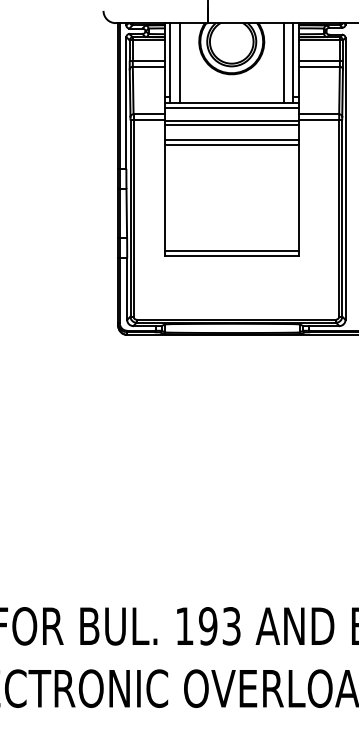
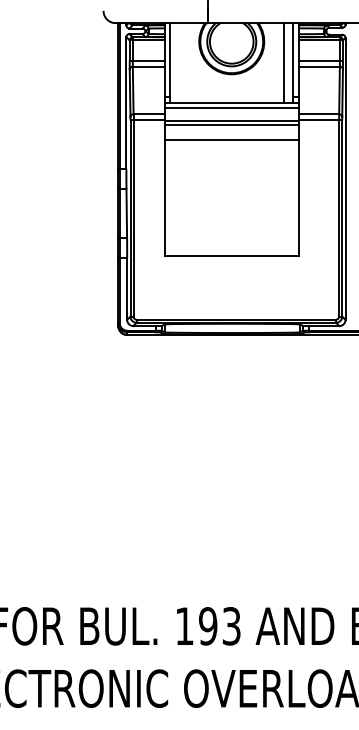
line: present -> none (179, 63)
line: present -> none (231, 144)
line: present -> none (231, 250)
